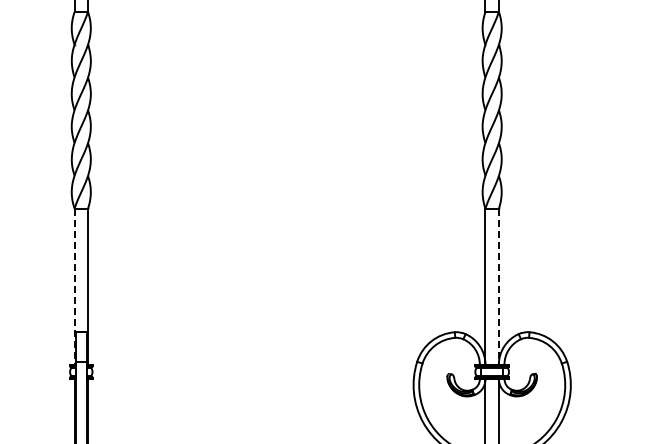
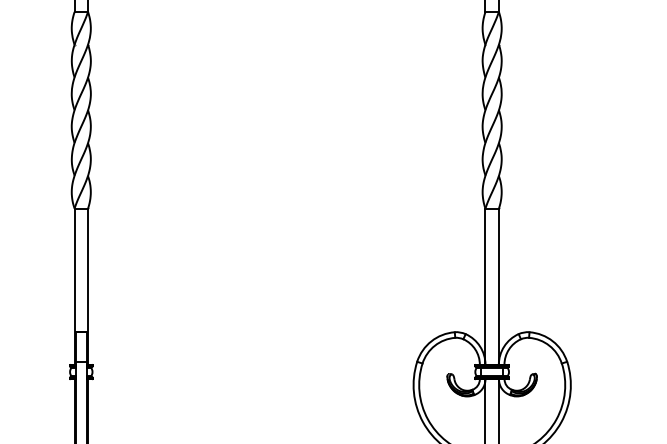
line: dashed -> solid (74, 287)
line: dashed -> solid (498, 287)
